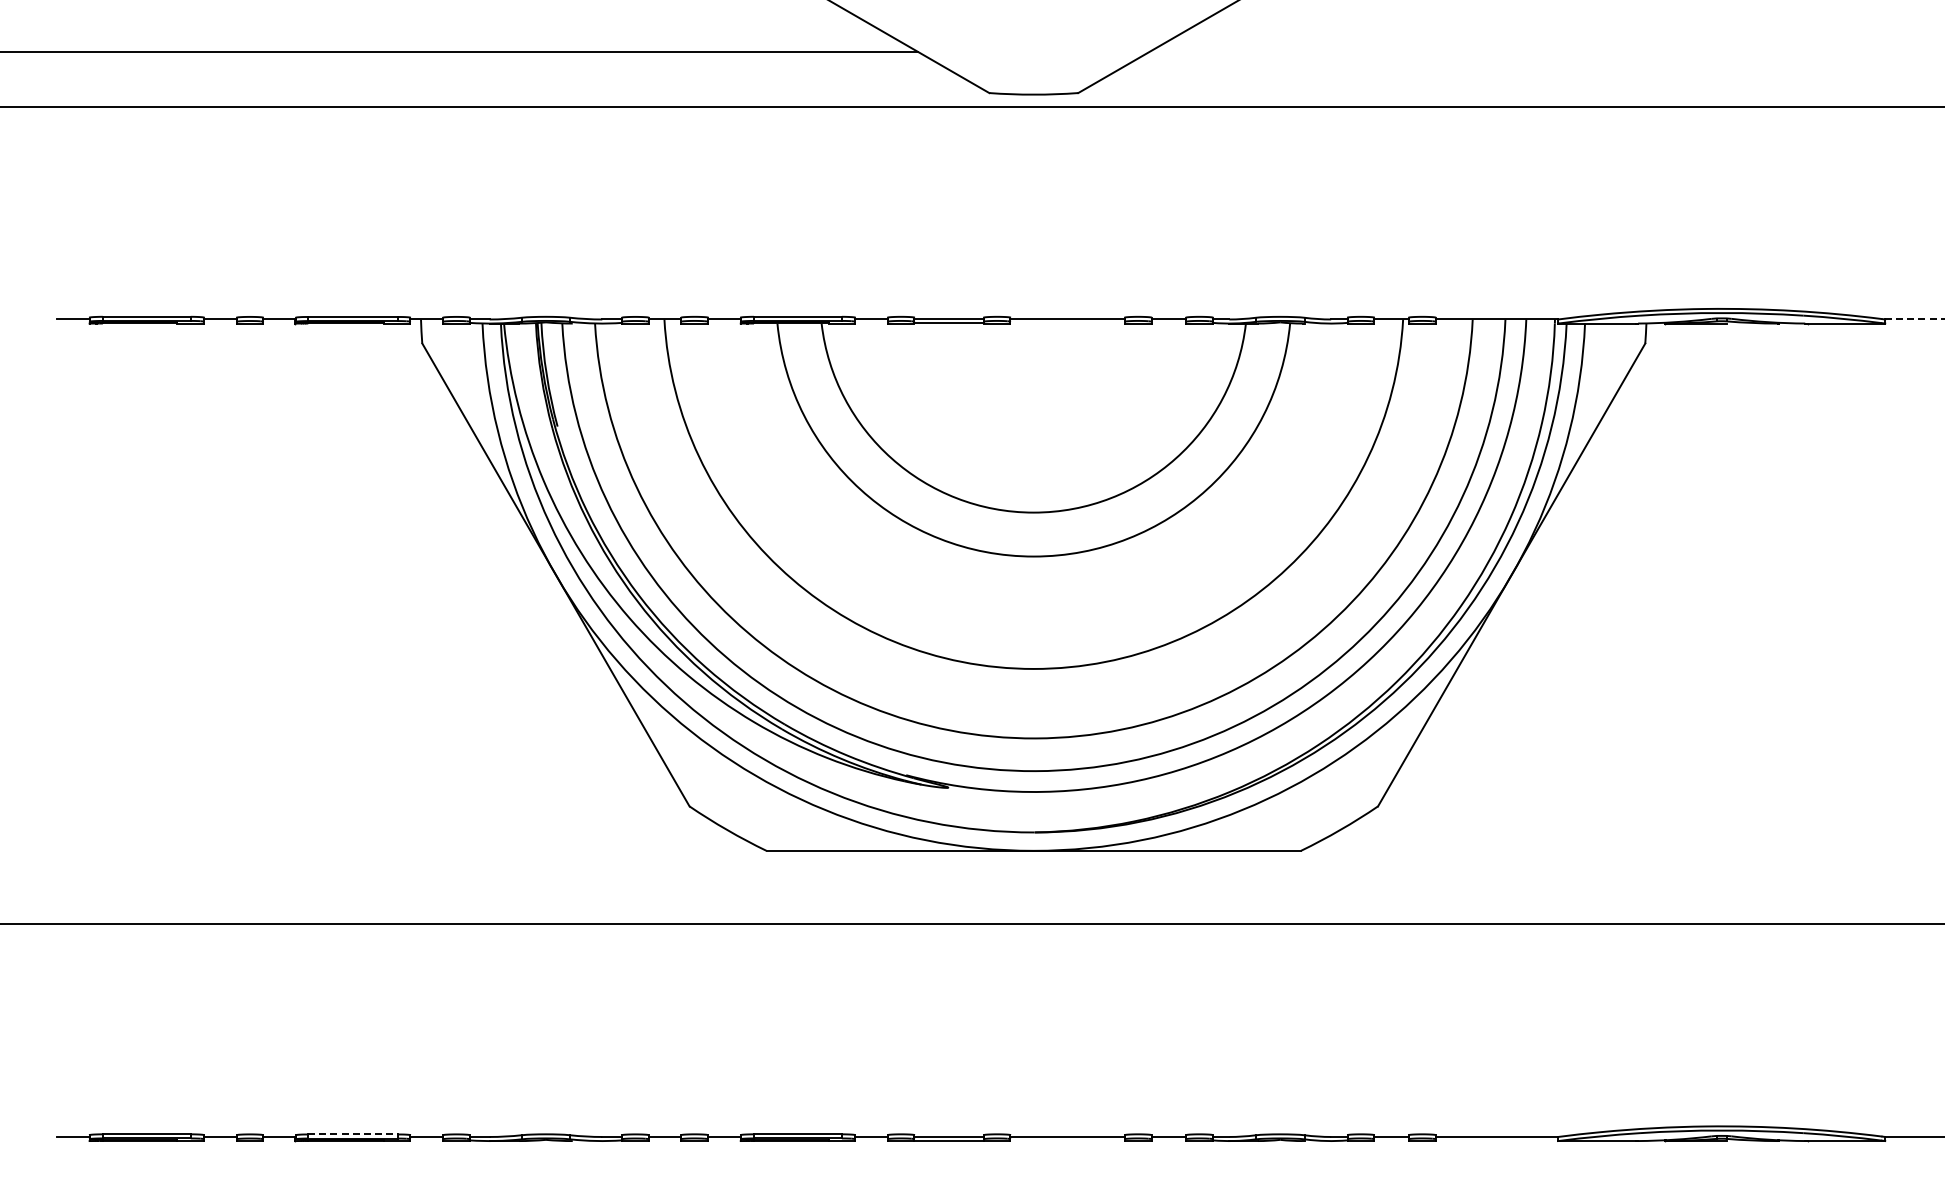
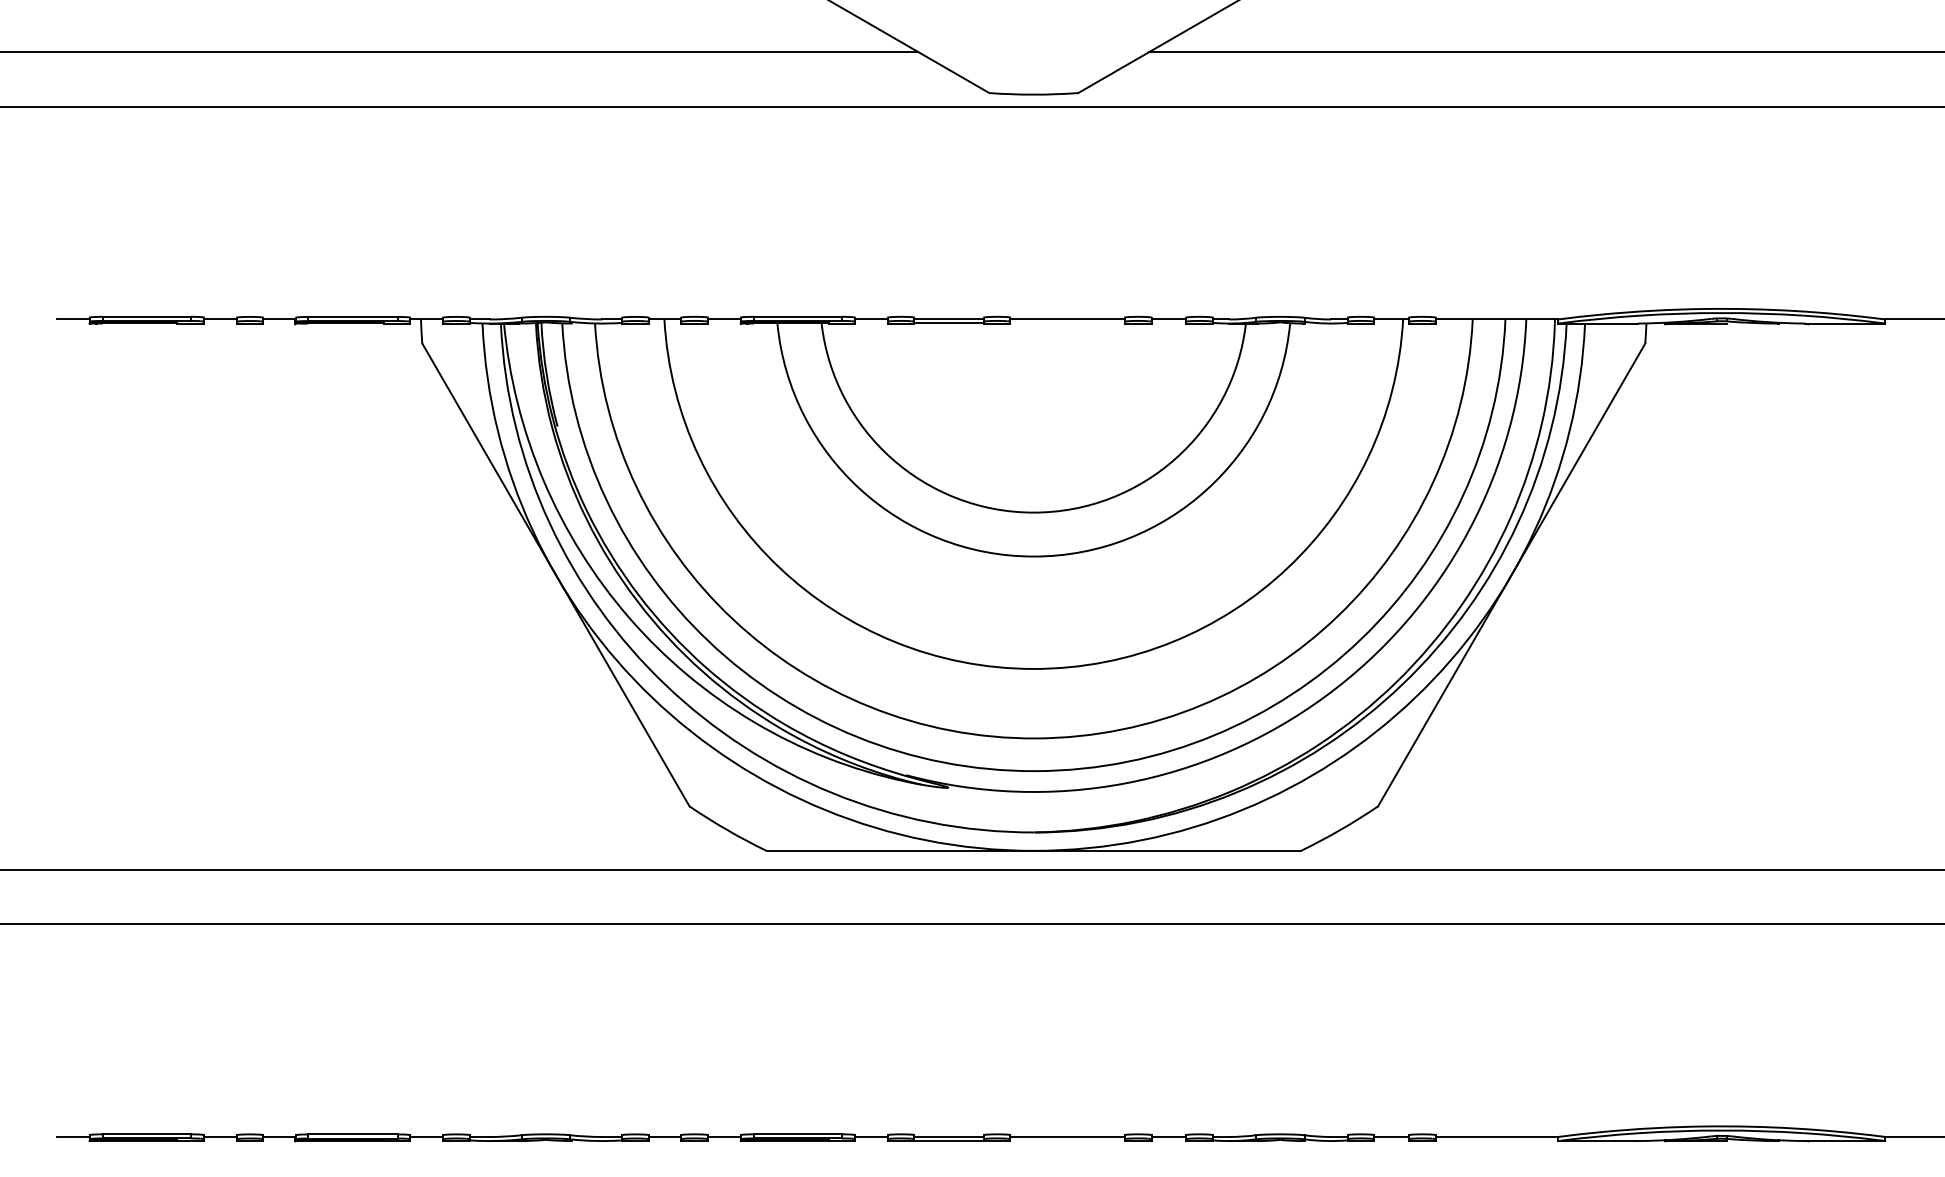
line: none -> present (1545, 52)
line: dashed -> solid (1915, 319)
line: none -> present (971, 869)
line: dashed -> solid (353, 1134)
